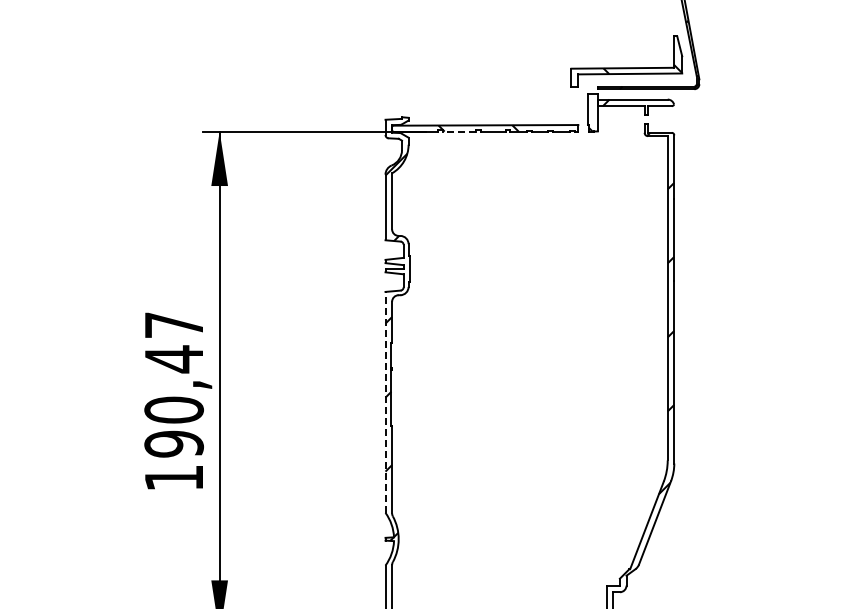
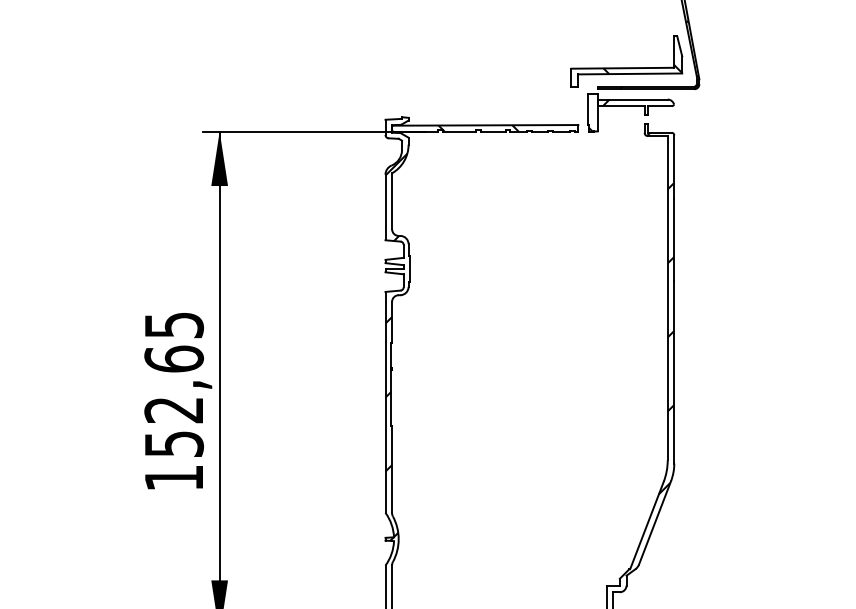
line: dashed -> solid (458, 131)
text: 190,47 -> 152,65 (174, 384)
line: dashed -> solid (385, 401)
